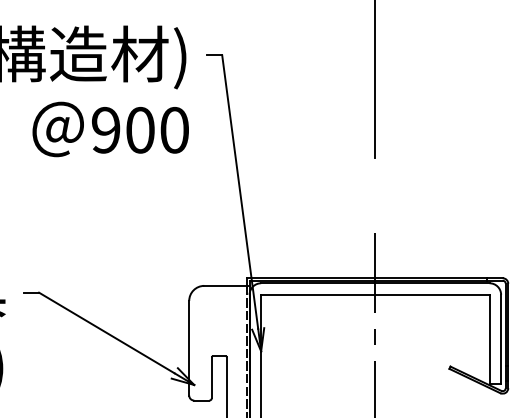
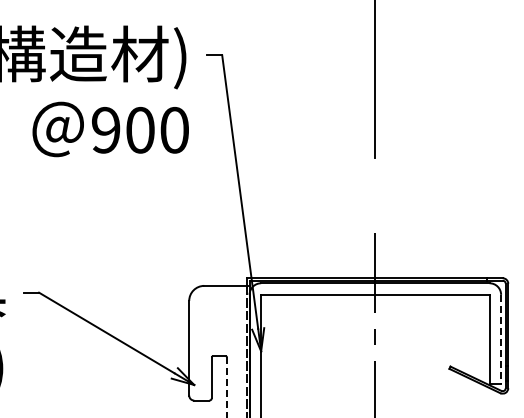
line: solid -> dashed (501, 339)
line: solid -> dashed (226, 387)
